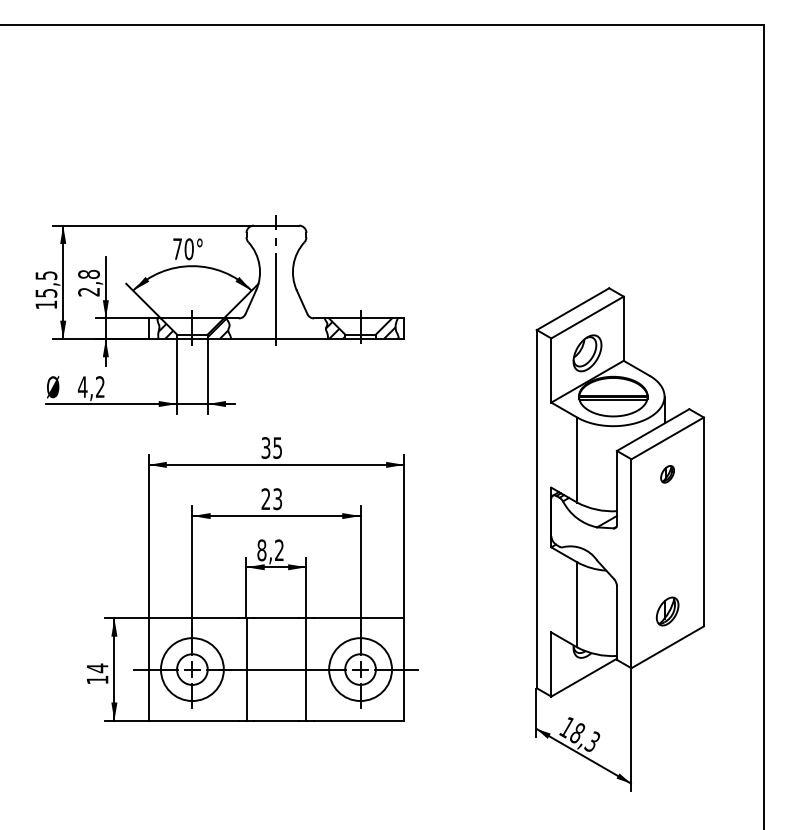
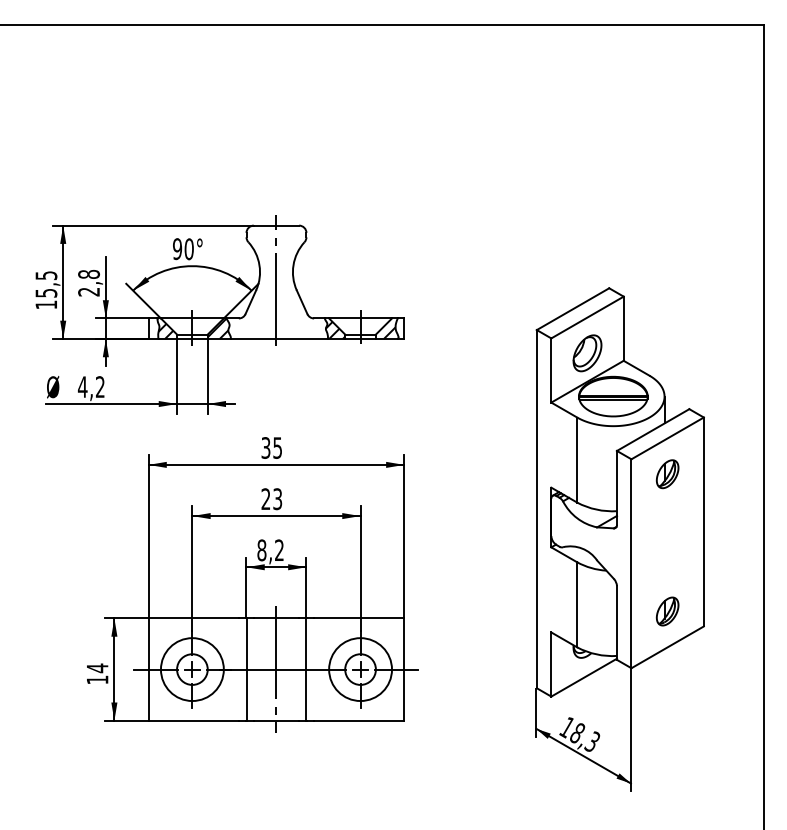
text: 70° -> 90° (177, 249)
part size: 15x19 px -> 25x31 px (667, 474)
line: none -> present (276, 669)
